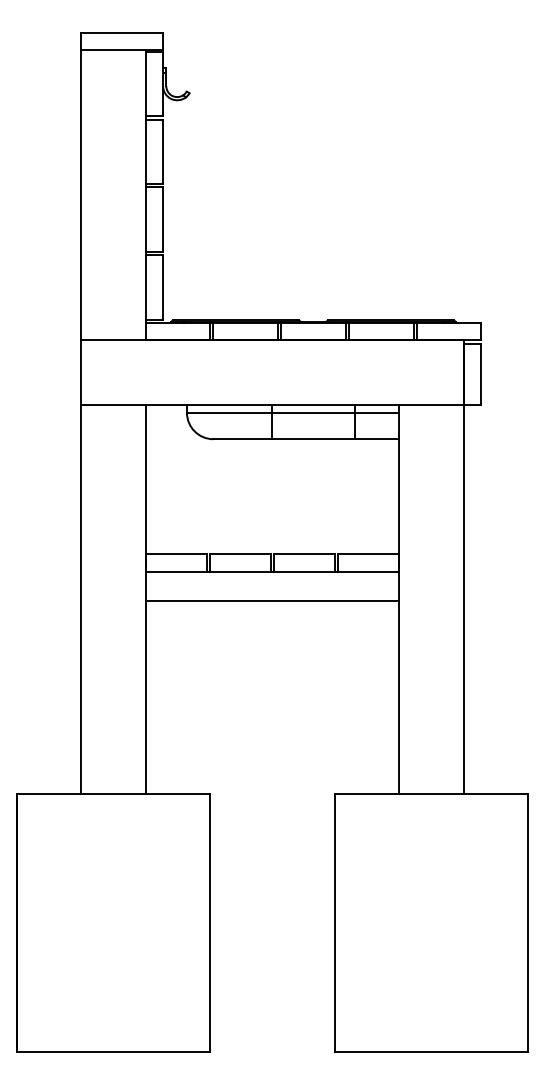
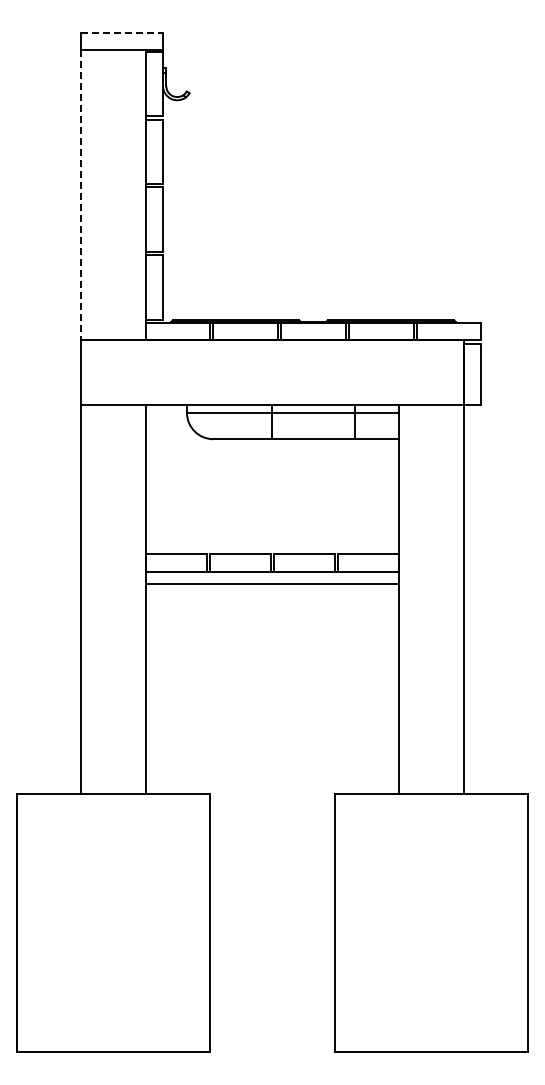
line: solid -> dashed (122, 32)
line: solid -> dashed (81, 195)
line position: (272, 600) -> (272, 583) (272, 583)
